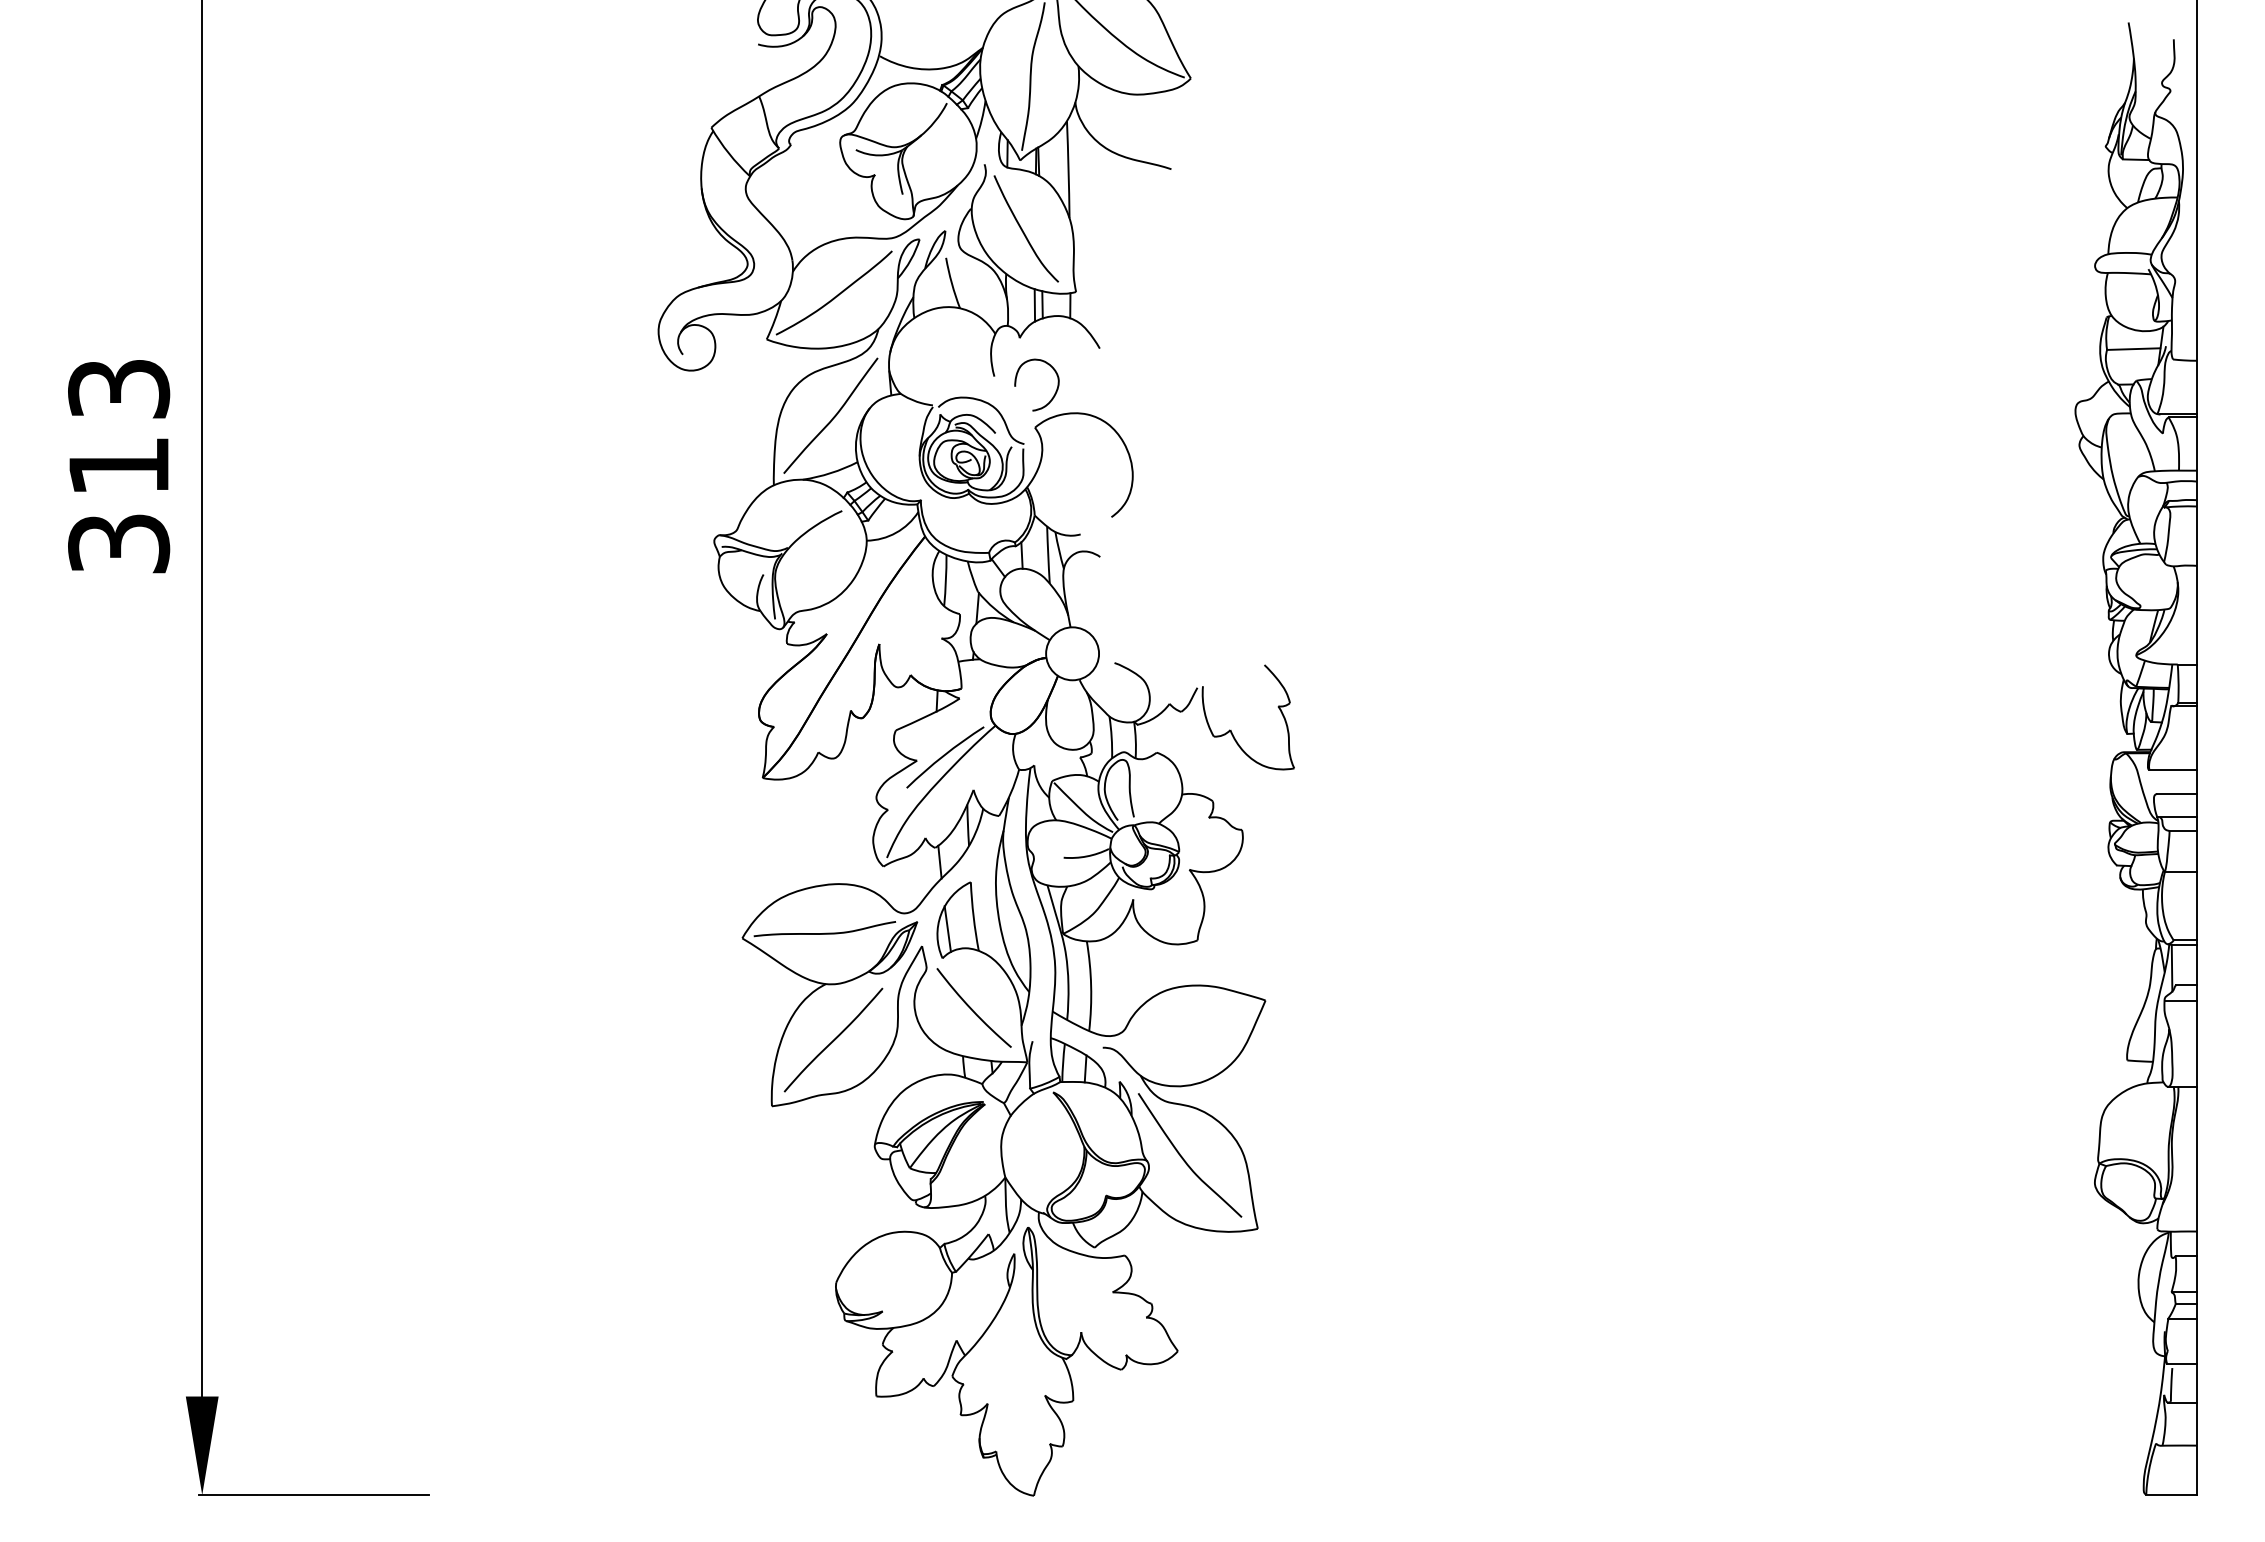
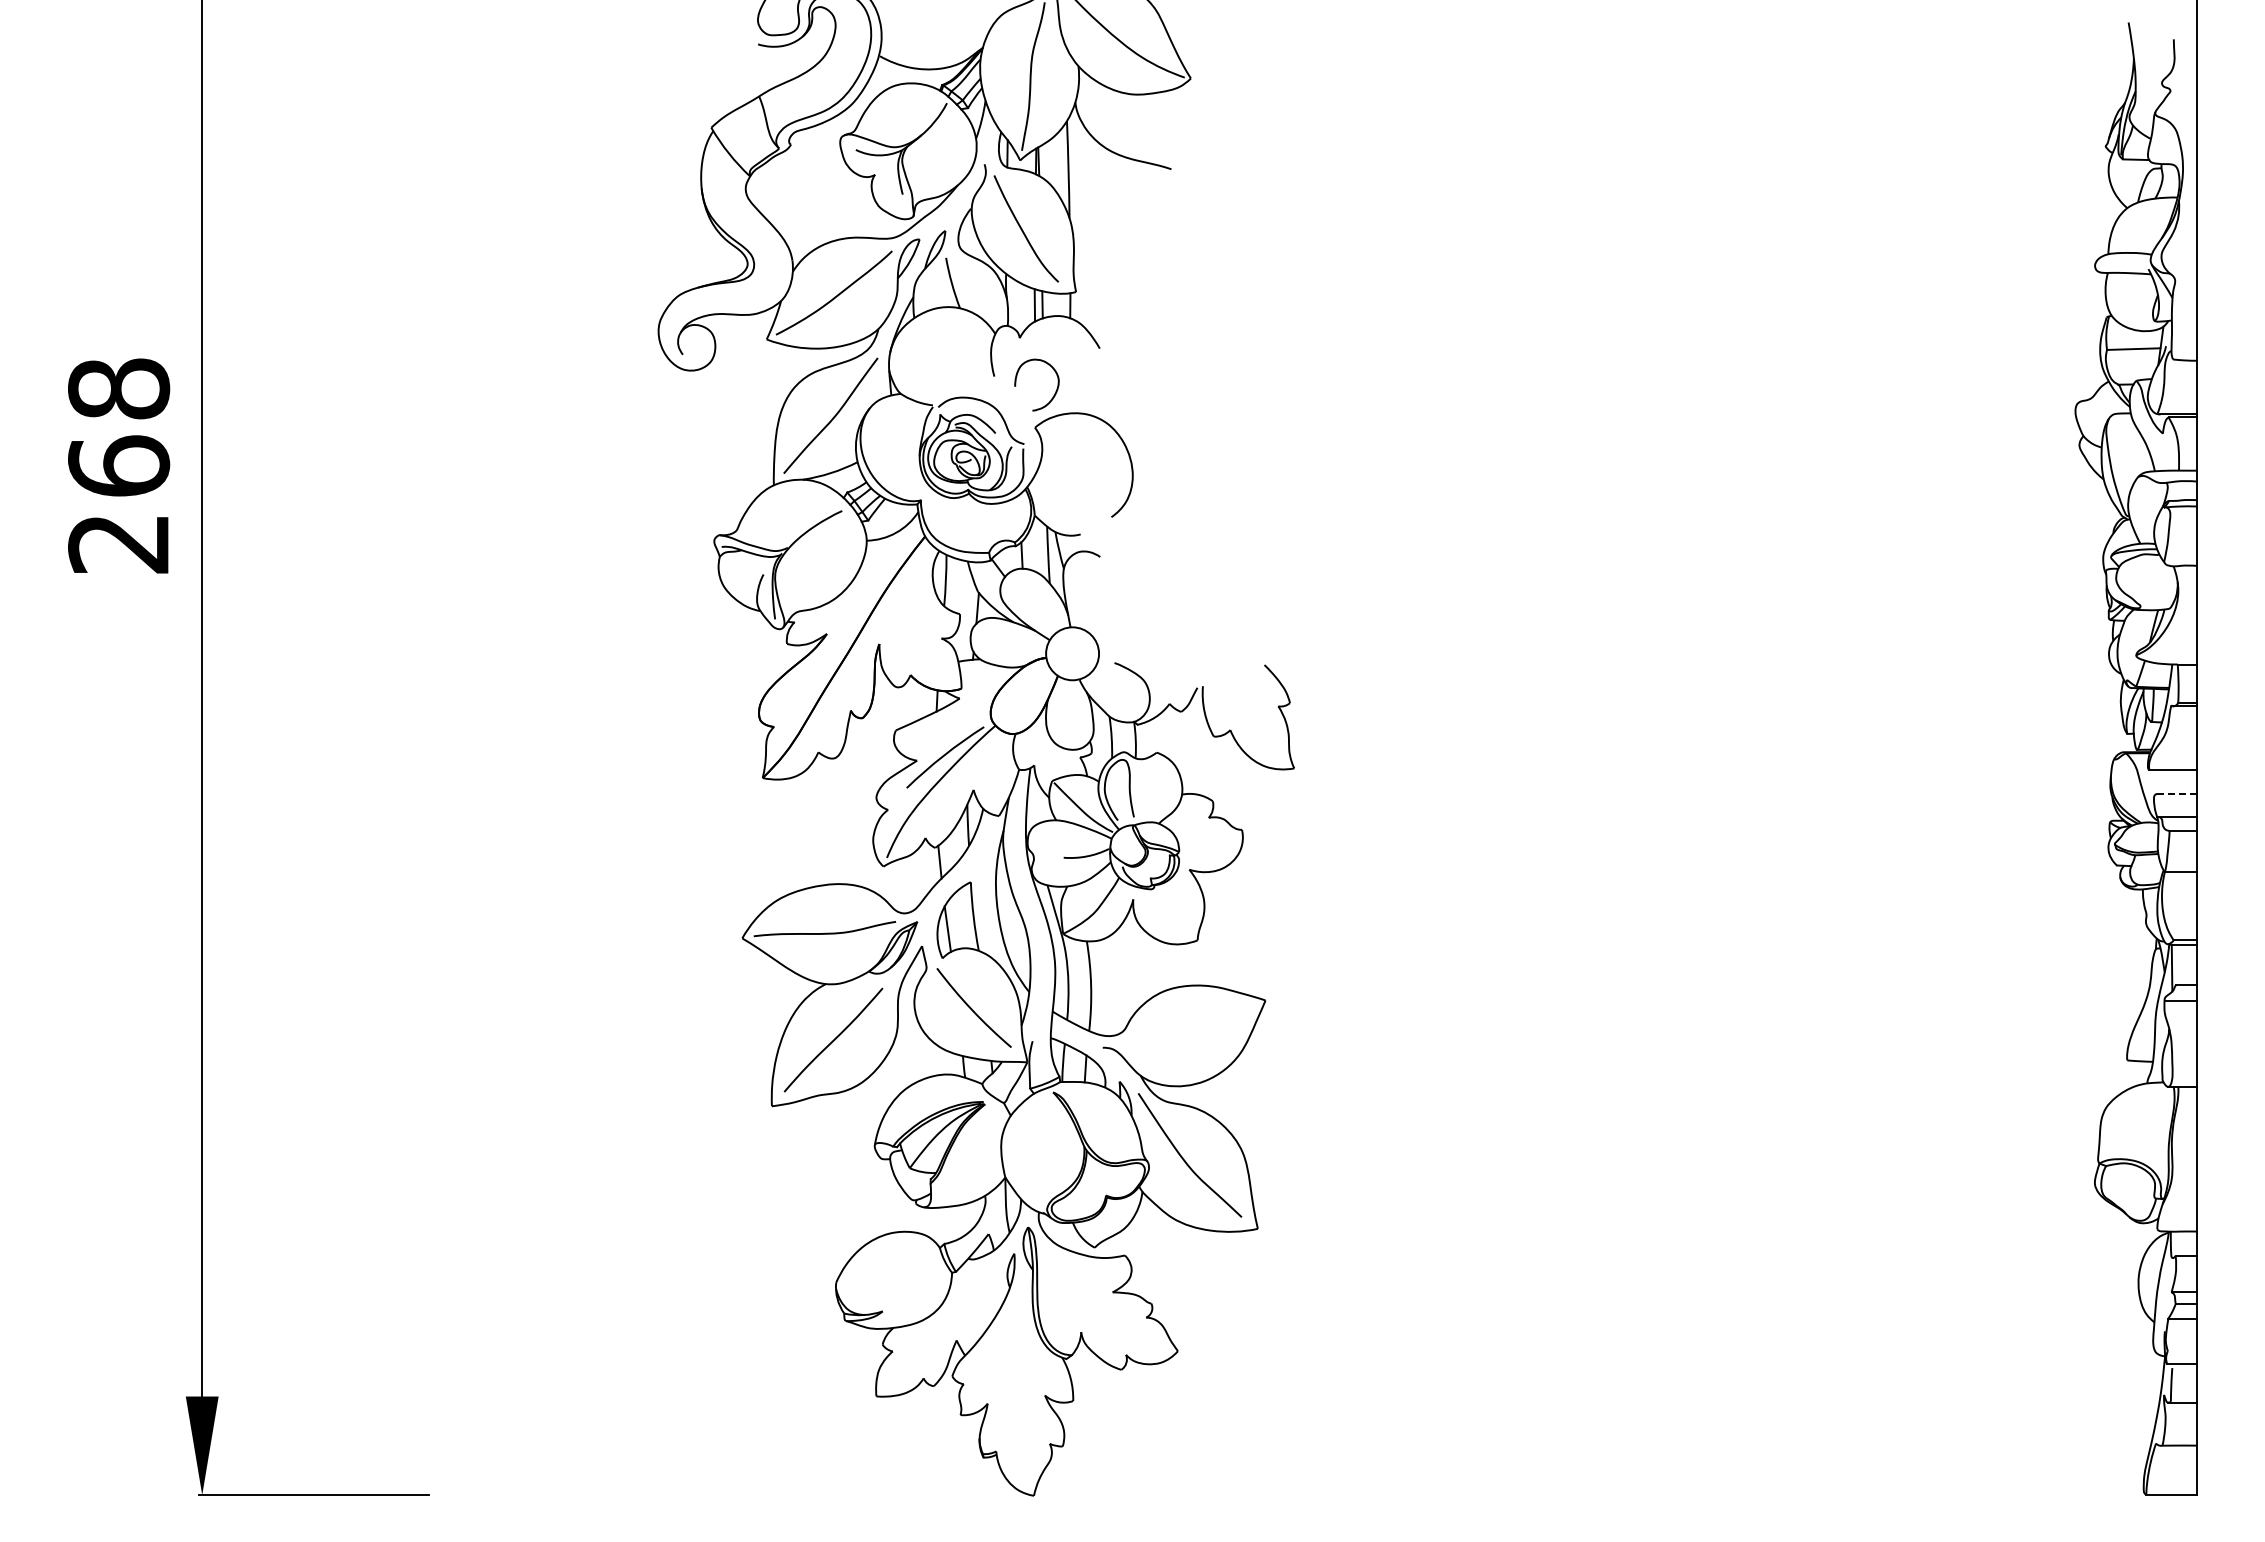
text: 313 -> 268 (119, 465)
line: solid -> dashed (2177, 794)
